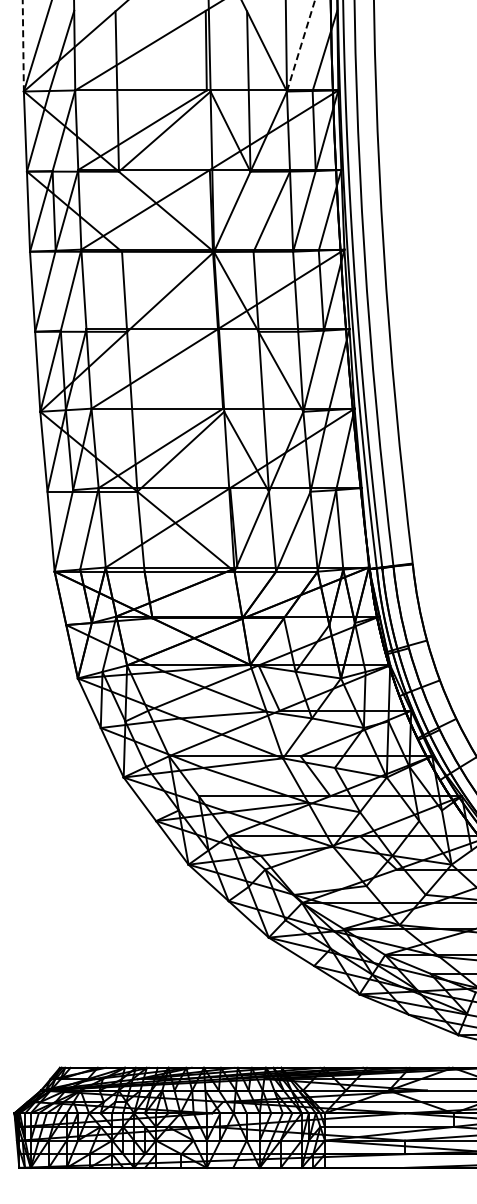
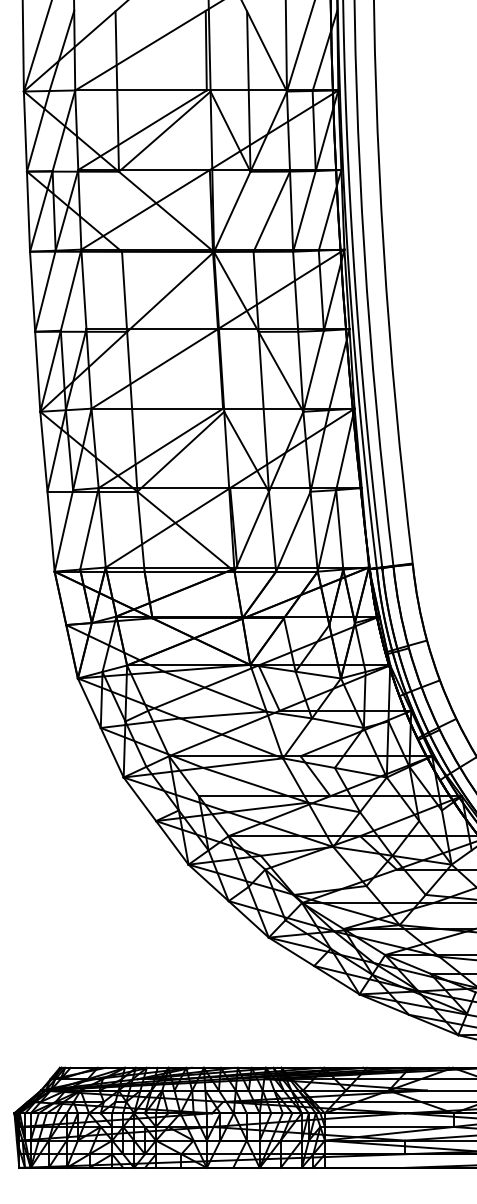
line: dashed -> solid (301, 45)
line: dashed -> solid (23, 46)
